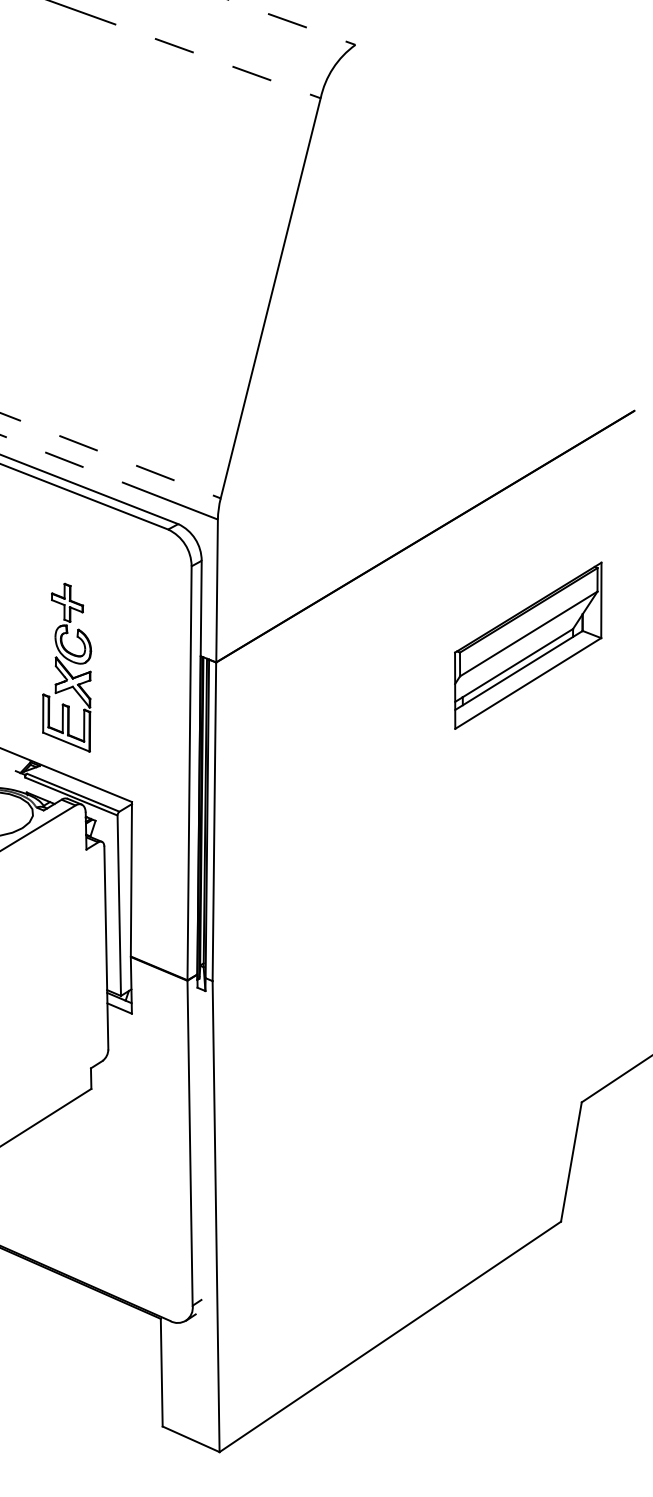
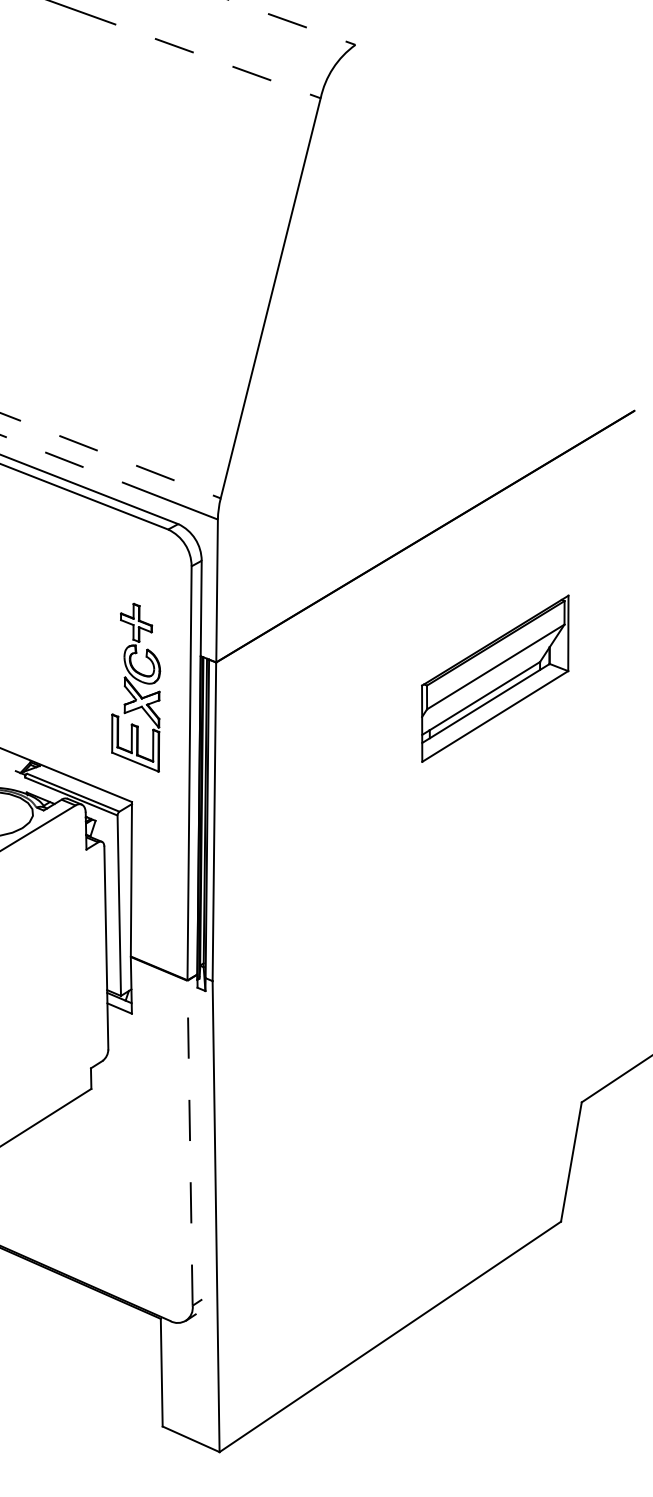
part position: (528, 645) -> (495, 678) (495, 678)
part position: (67, 667) -> (136, 687) (136, 687)
line: solid -> dashed (190, 1142)
